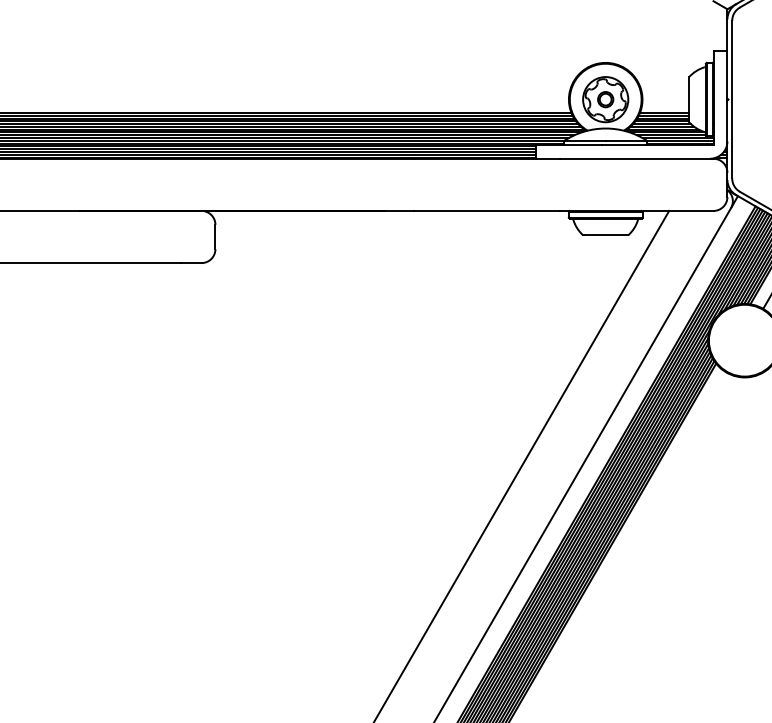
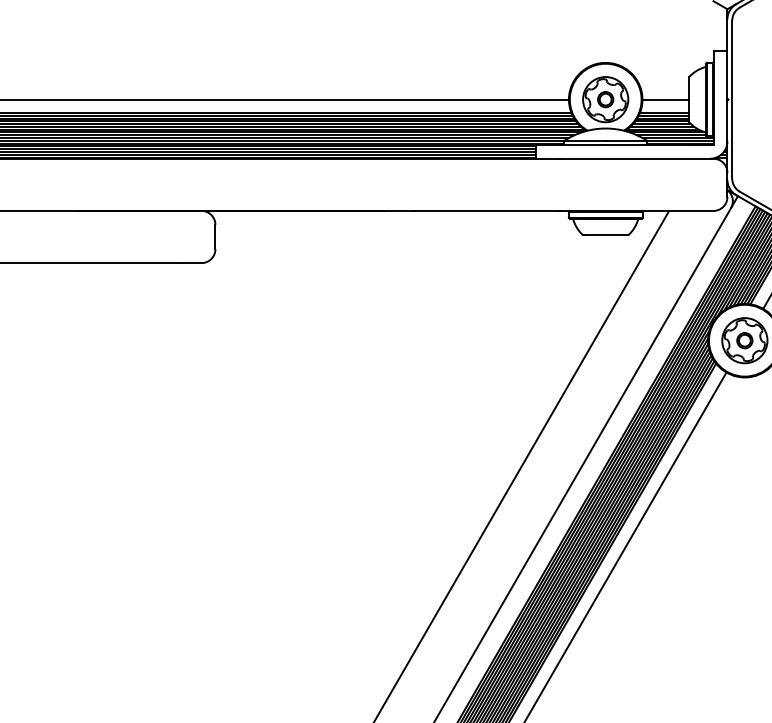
line: none -> present (285, 99)
line: none -> present (665, 99)
part: none -> present (744, 340)
line: none -> present (625, 545)
